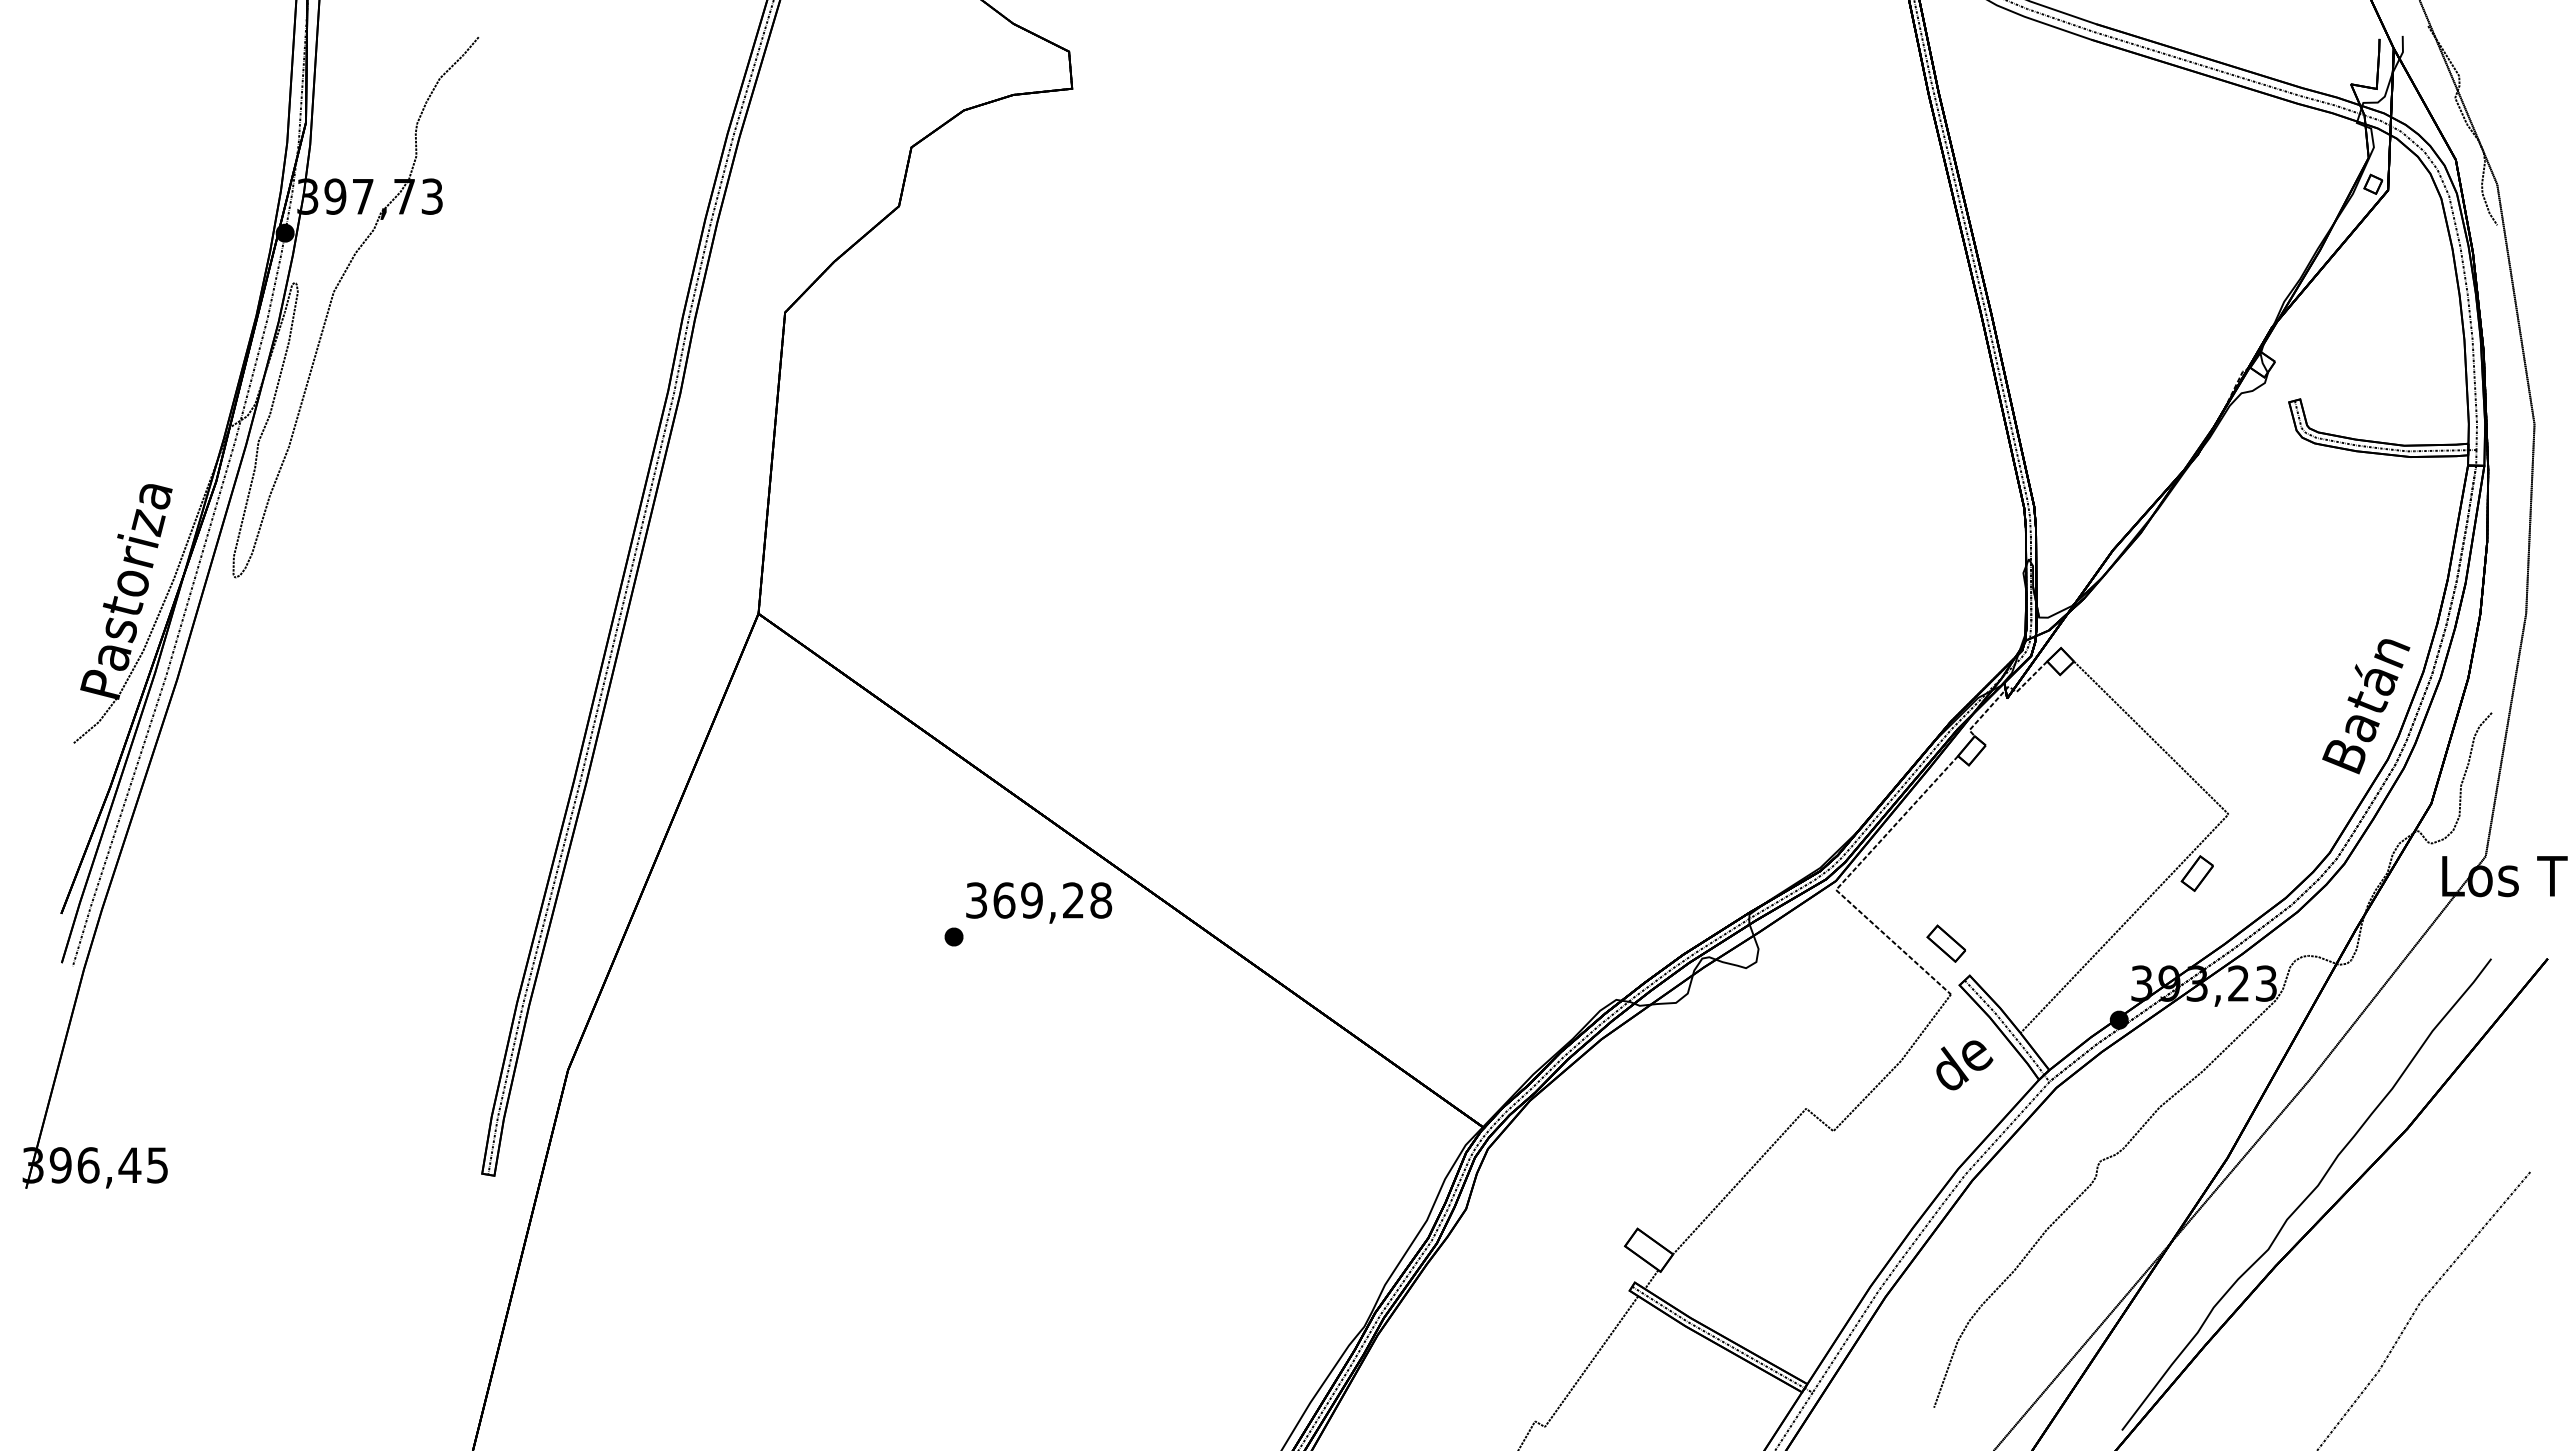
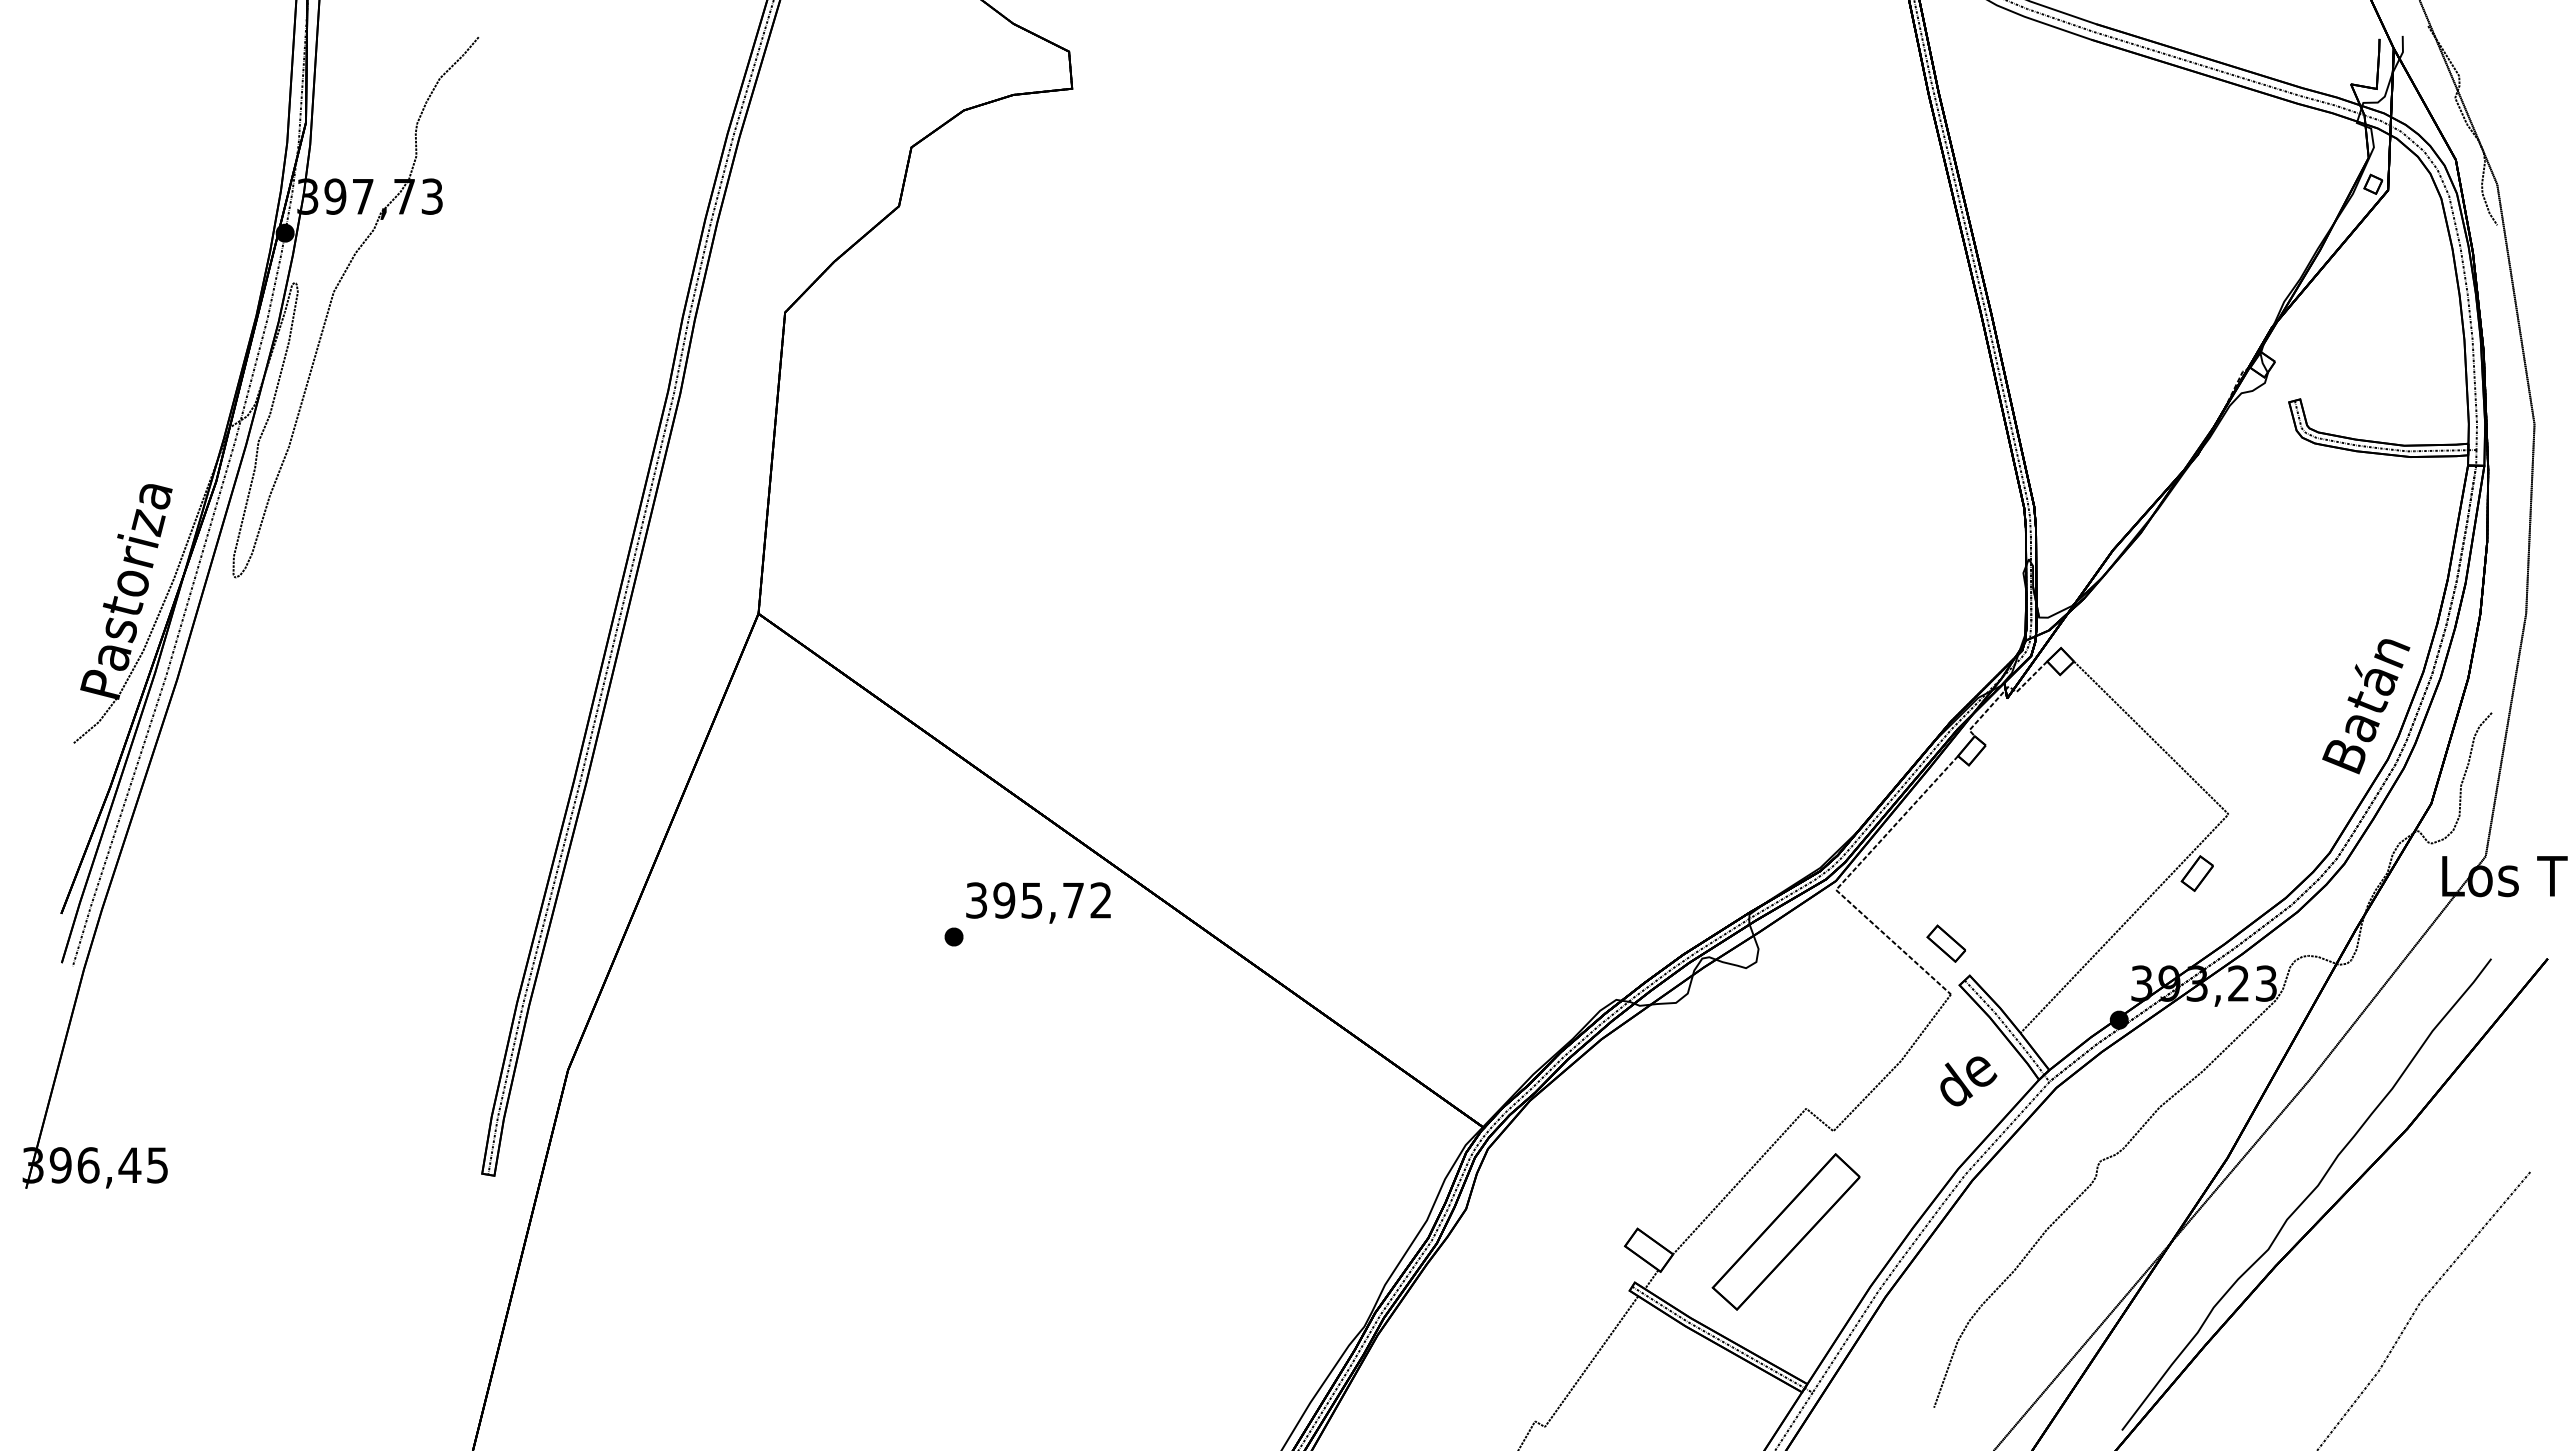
text: 369,28 -> 395,72 (1052, 900)
text position: (1964, 1065) -> (1968, 1081) (1968, 1081)
part: none -> present (1785, 1231)
